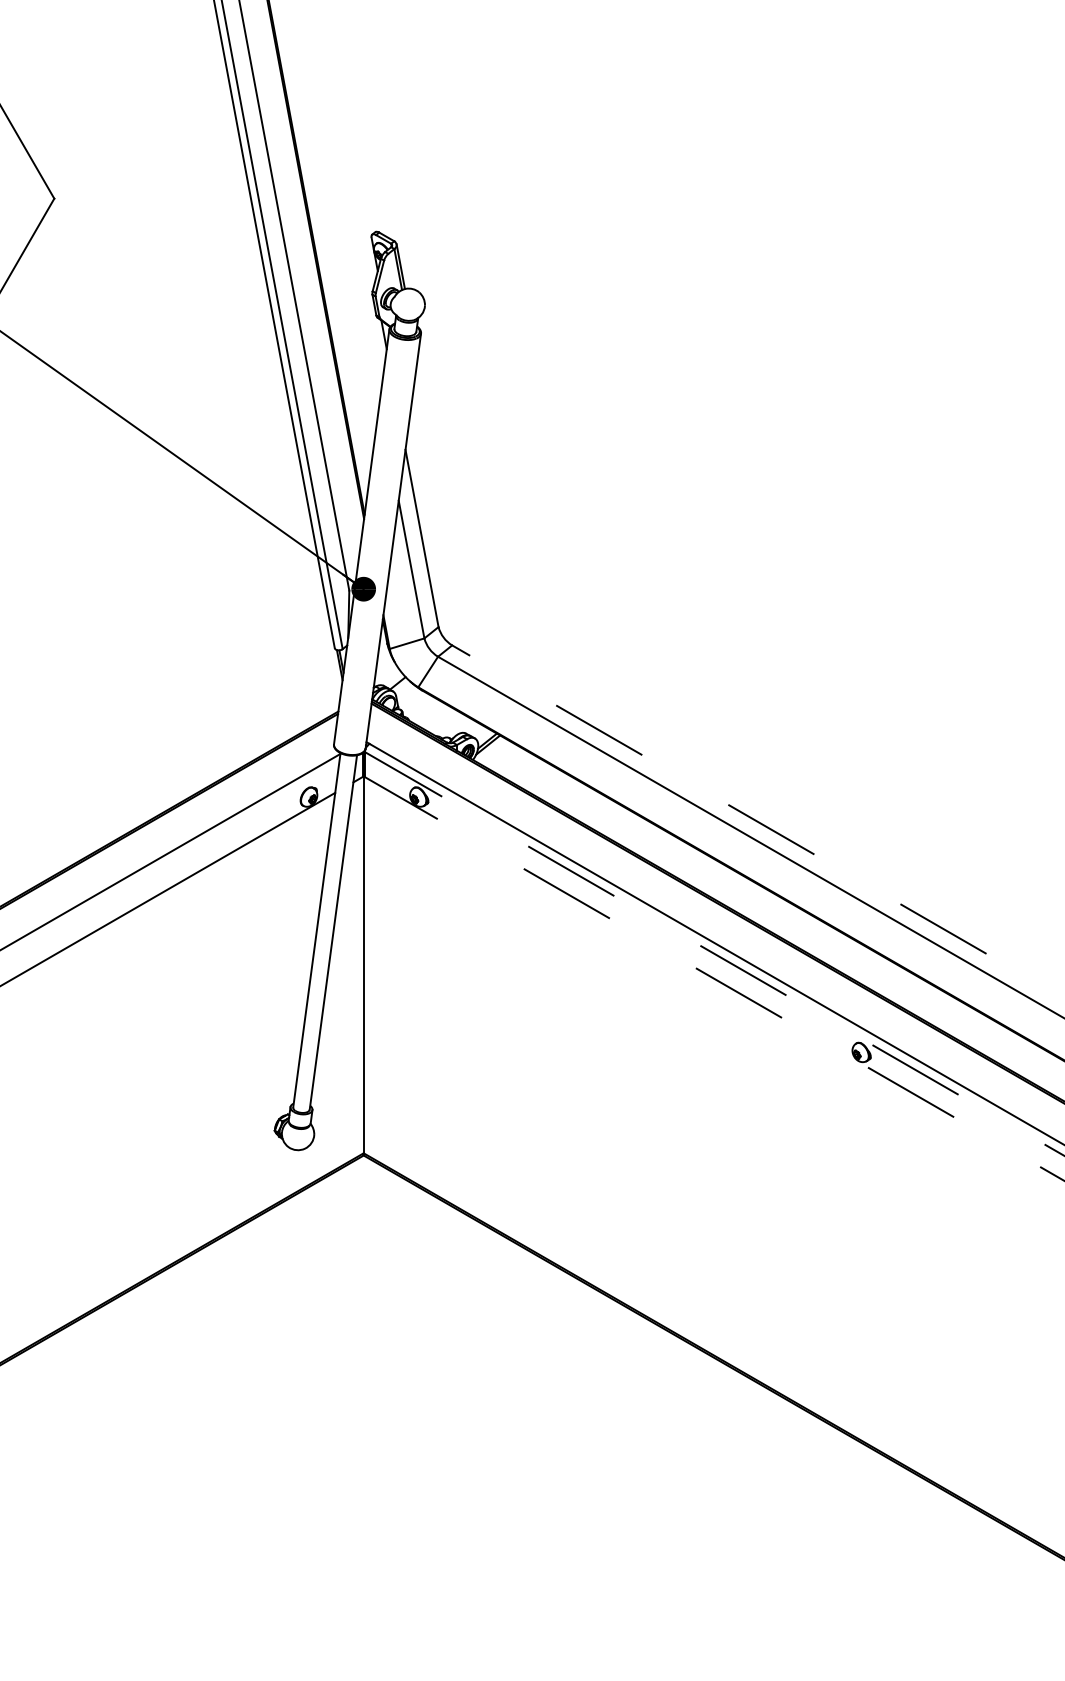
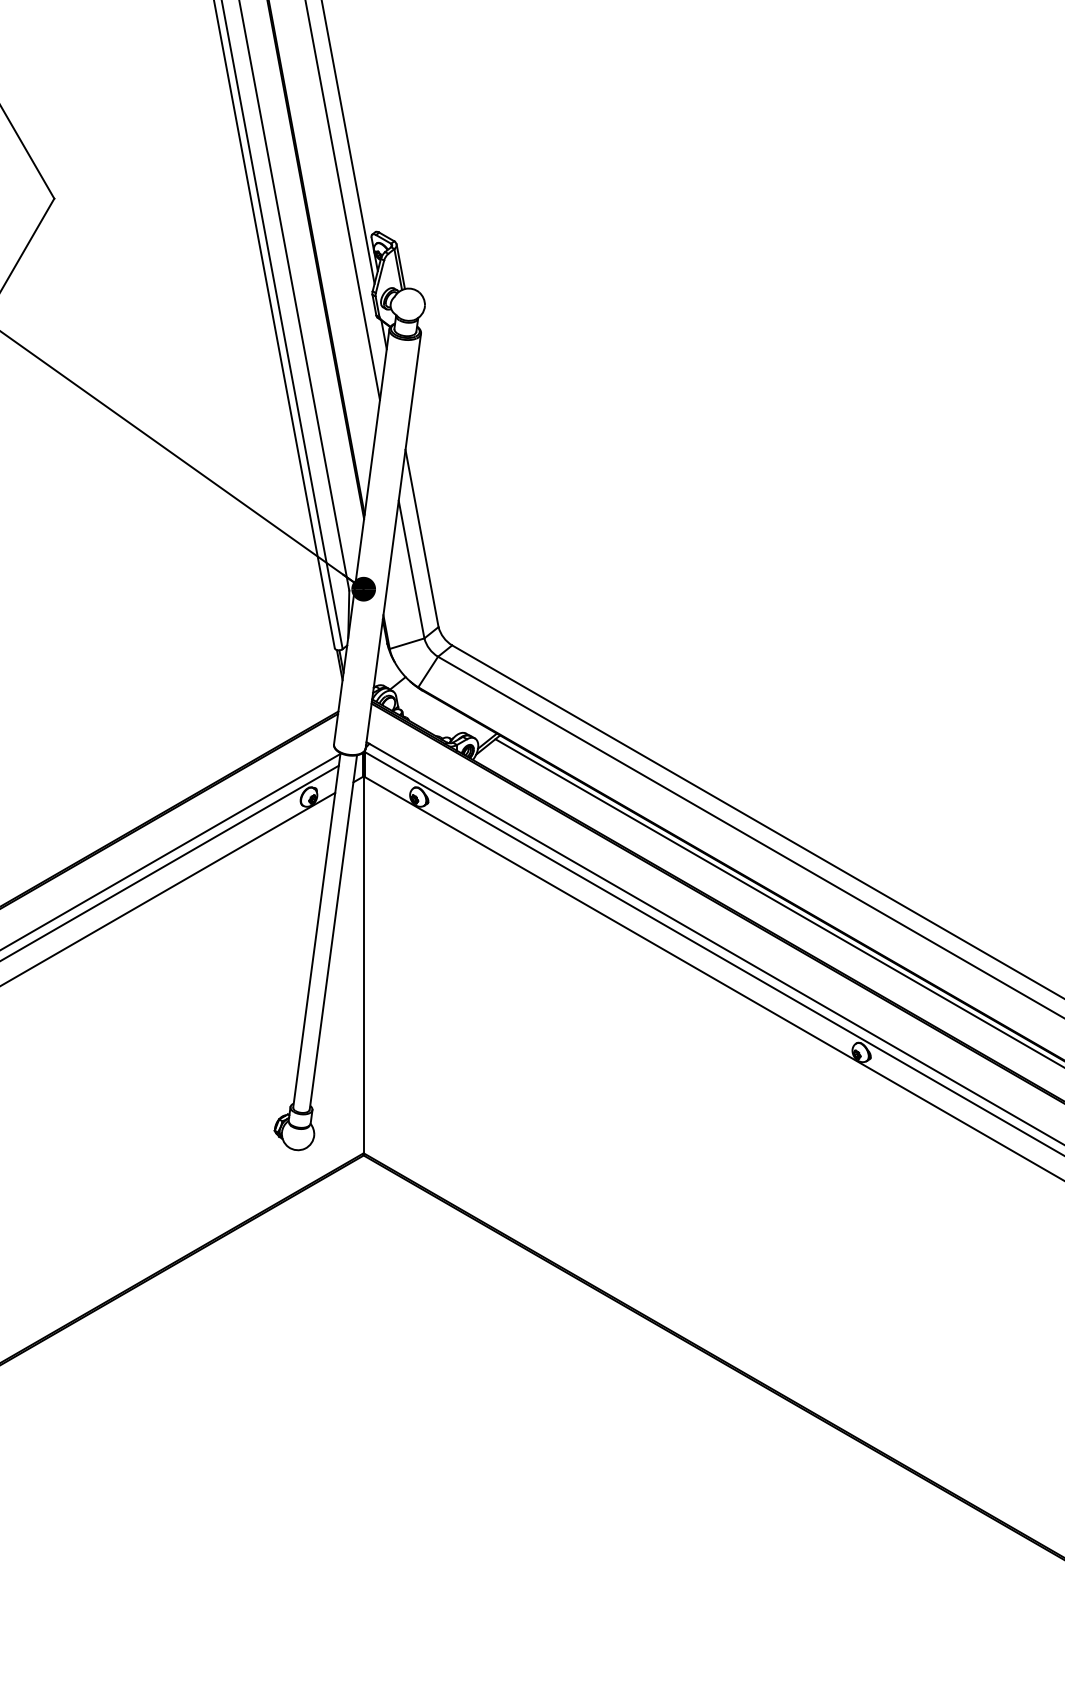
line: none -> present (348, 142)
line: none -> present (342, 201)
line: dashed -> solid (757, 821)
line: none -> present (170, 862)
line: none -> present (778, 902)
line: dashed -> solid (714, 953)
line: dashed -> solid (714, 979)
